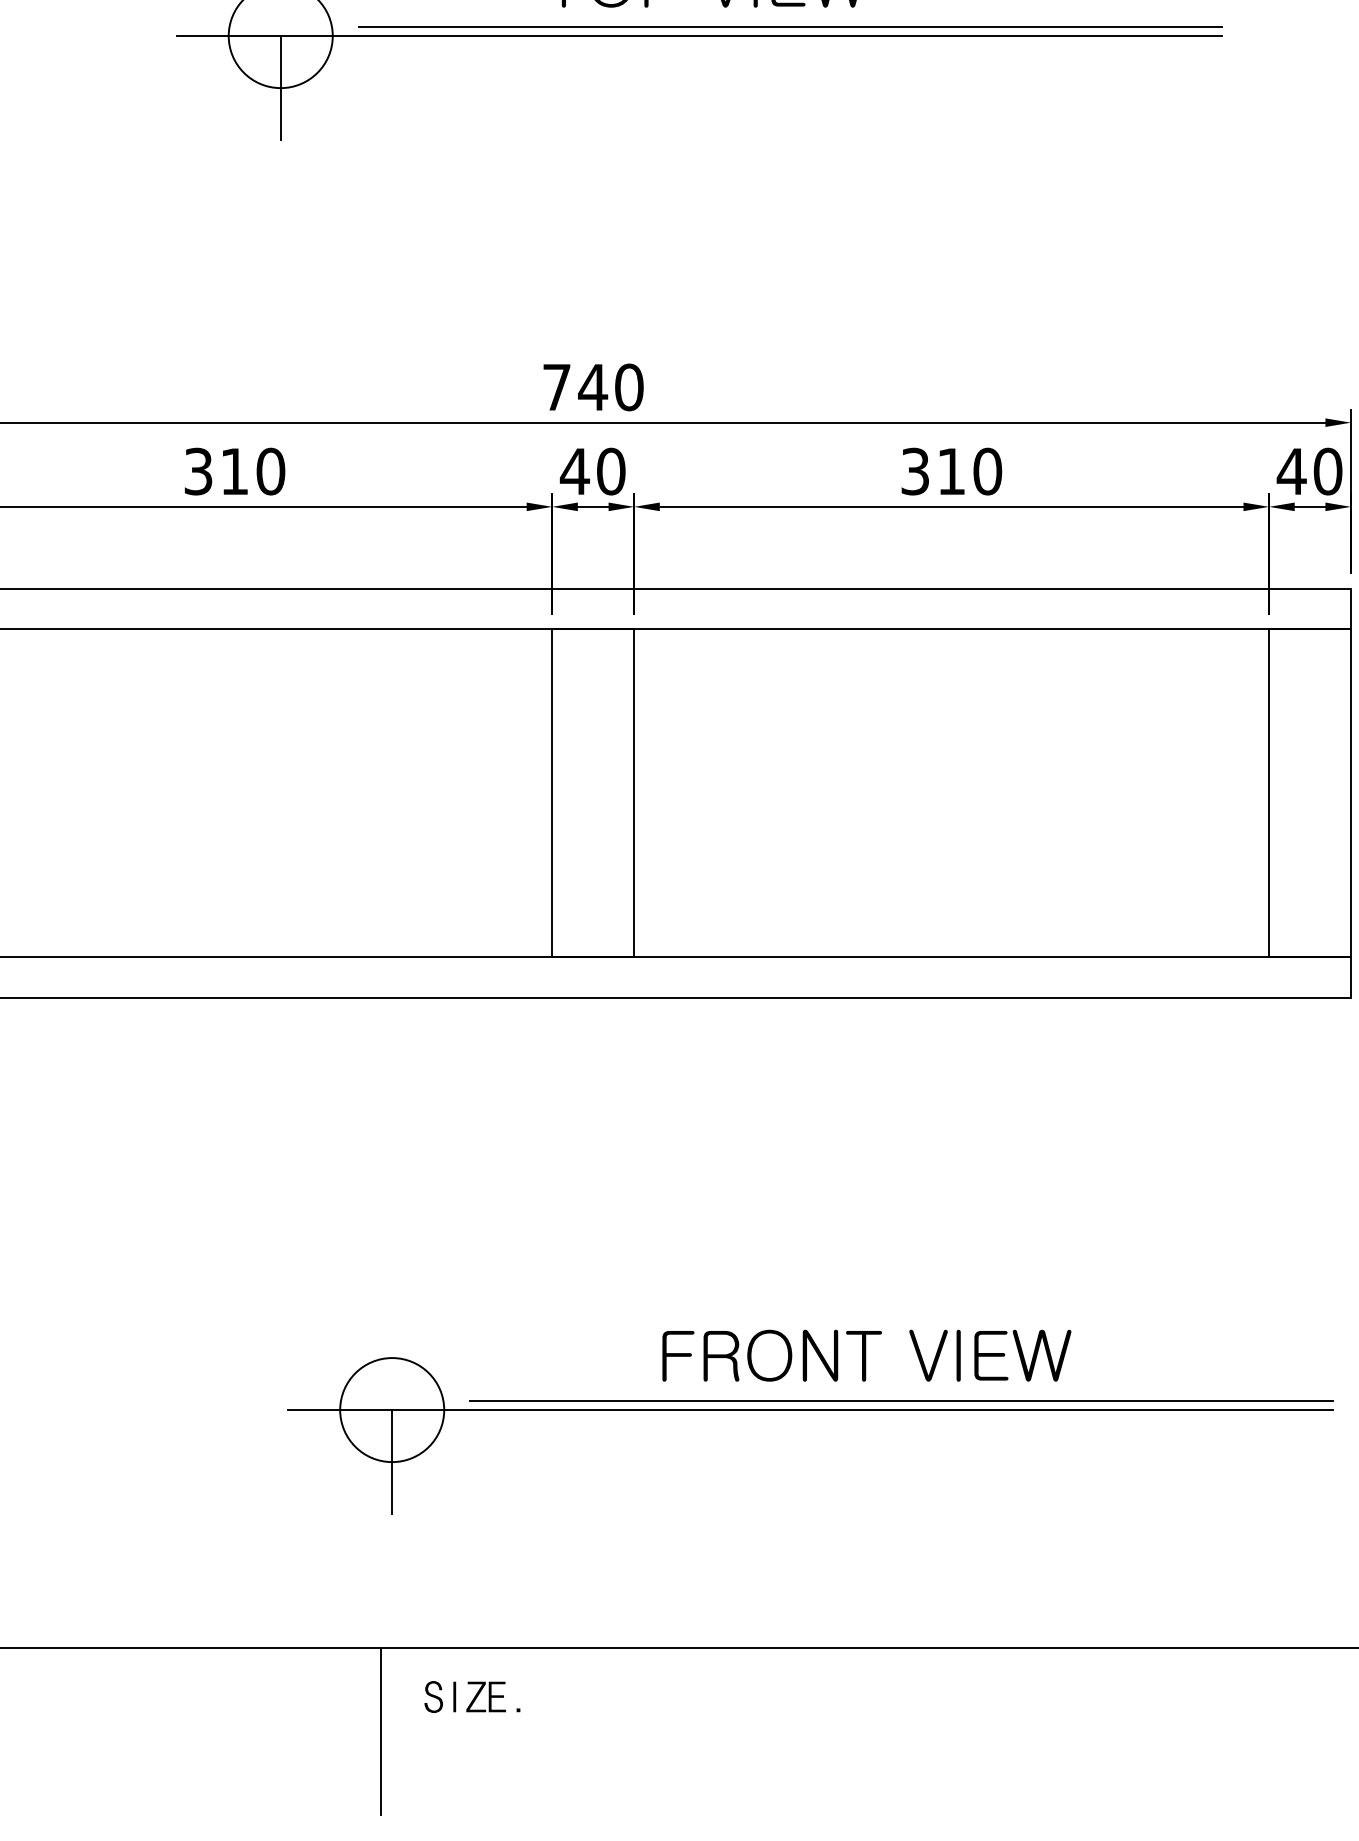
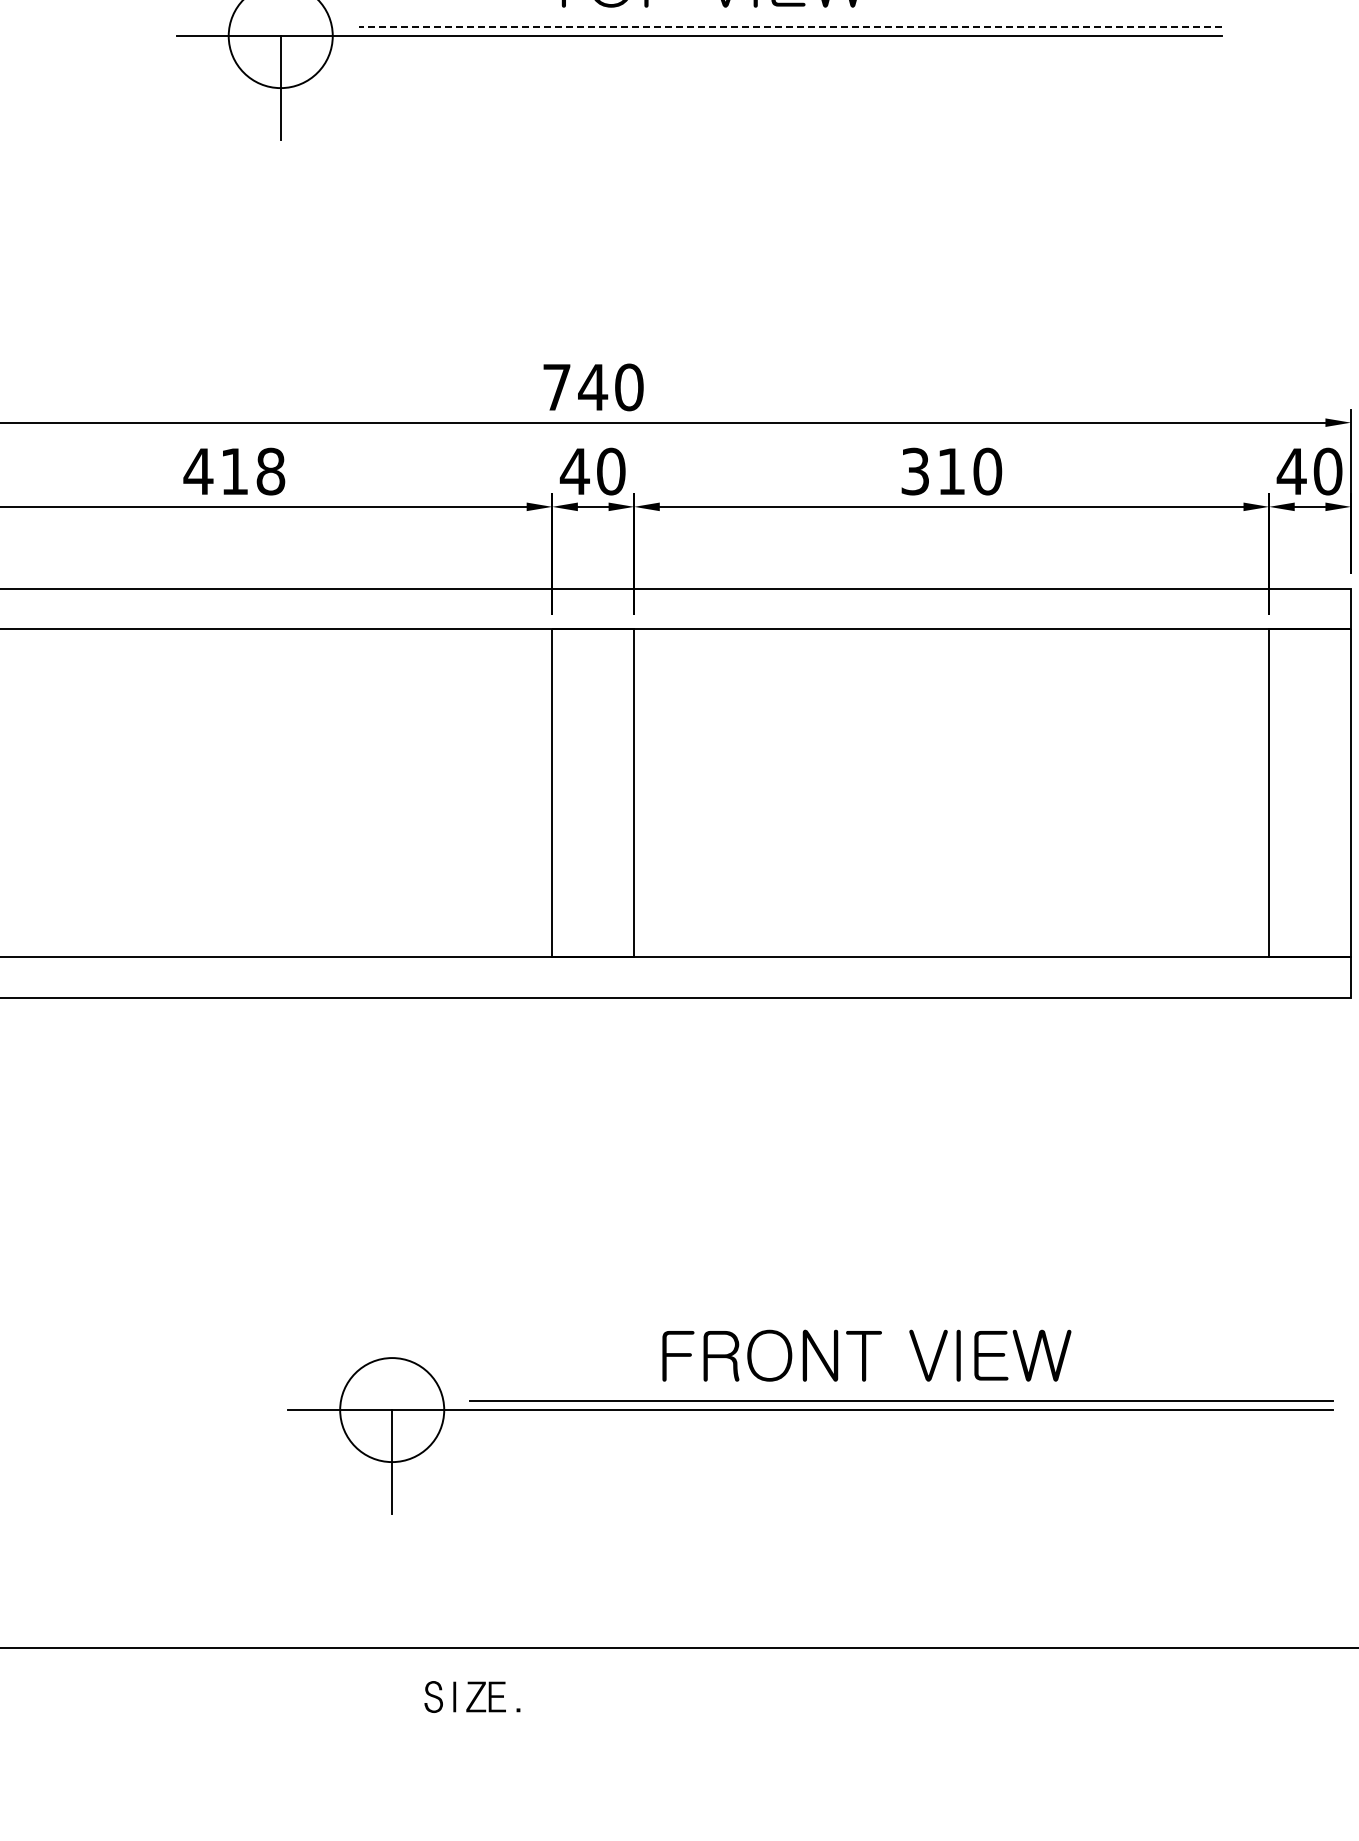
line: solid -> dashed (789, 27)
text: 310 -> 418 (234, 471)
line: present -> none (380, 1730)
